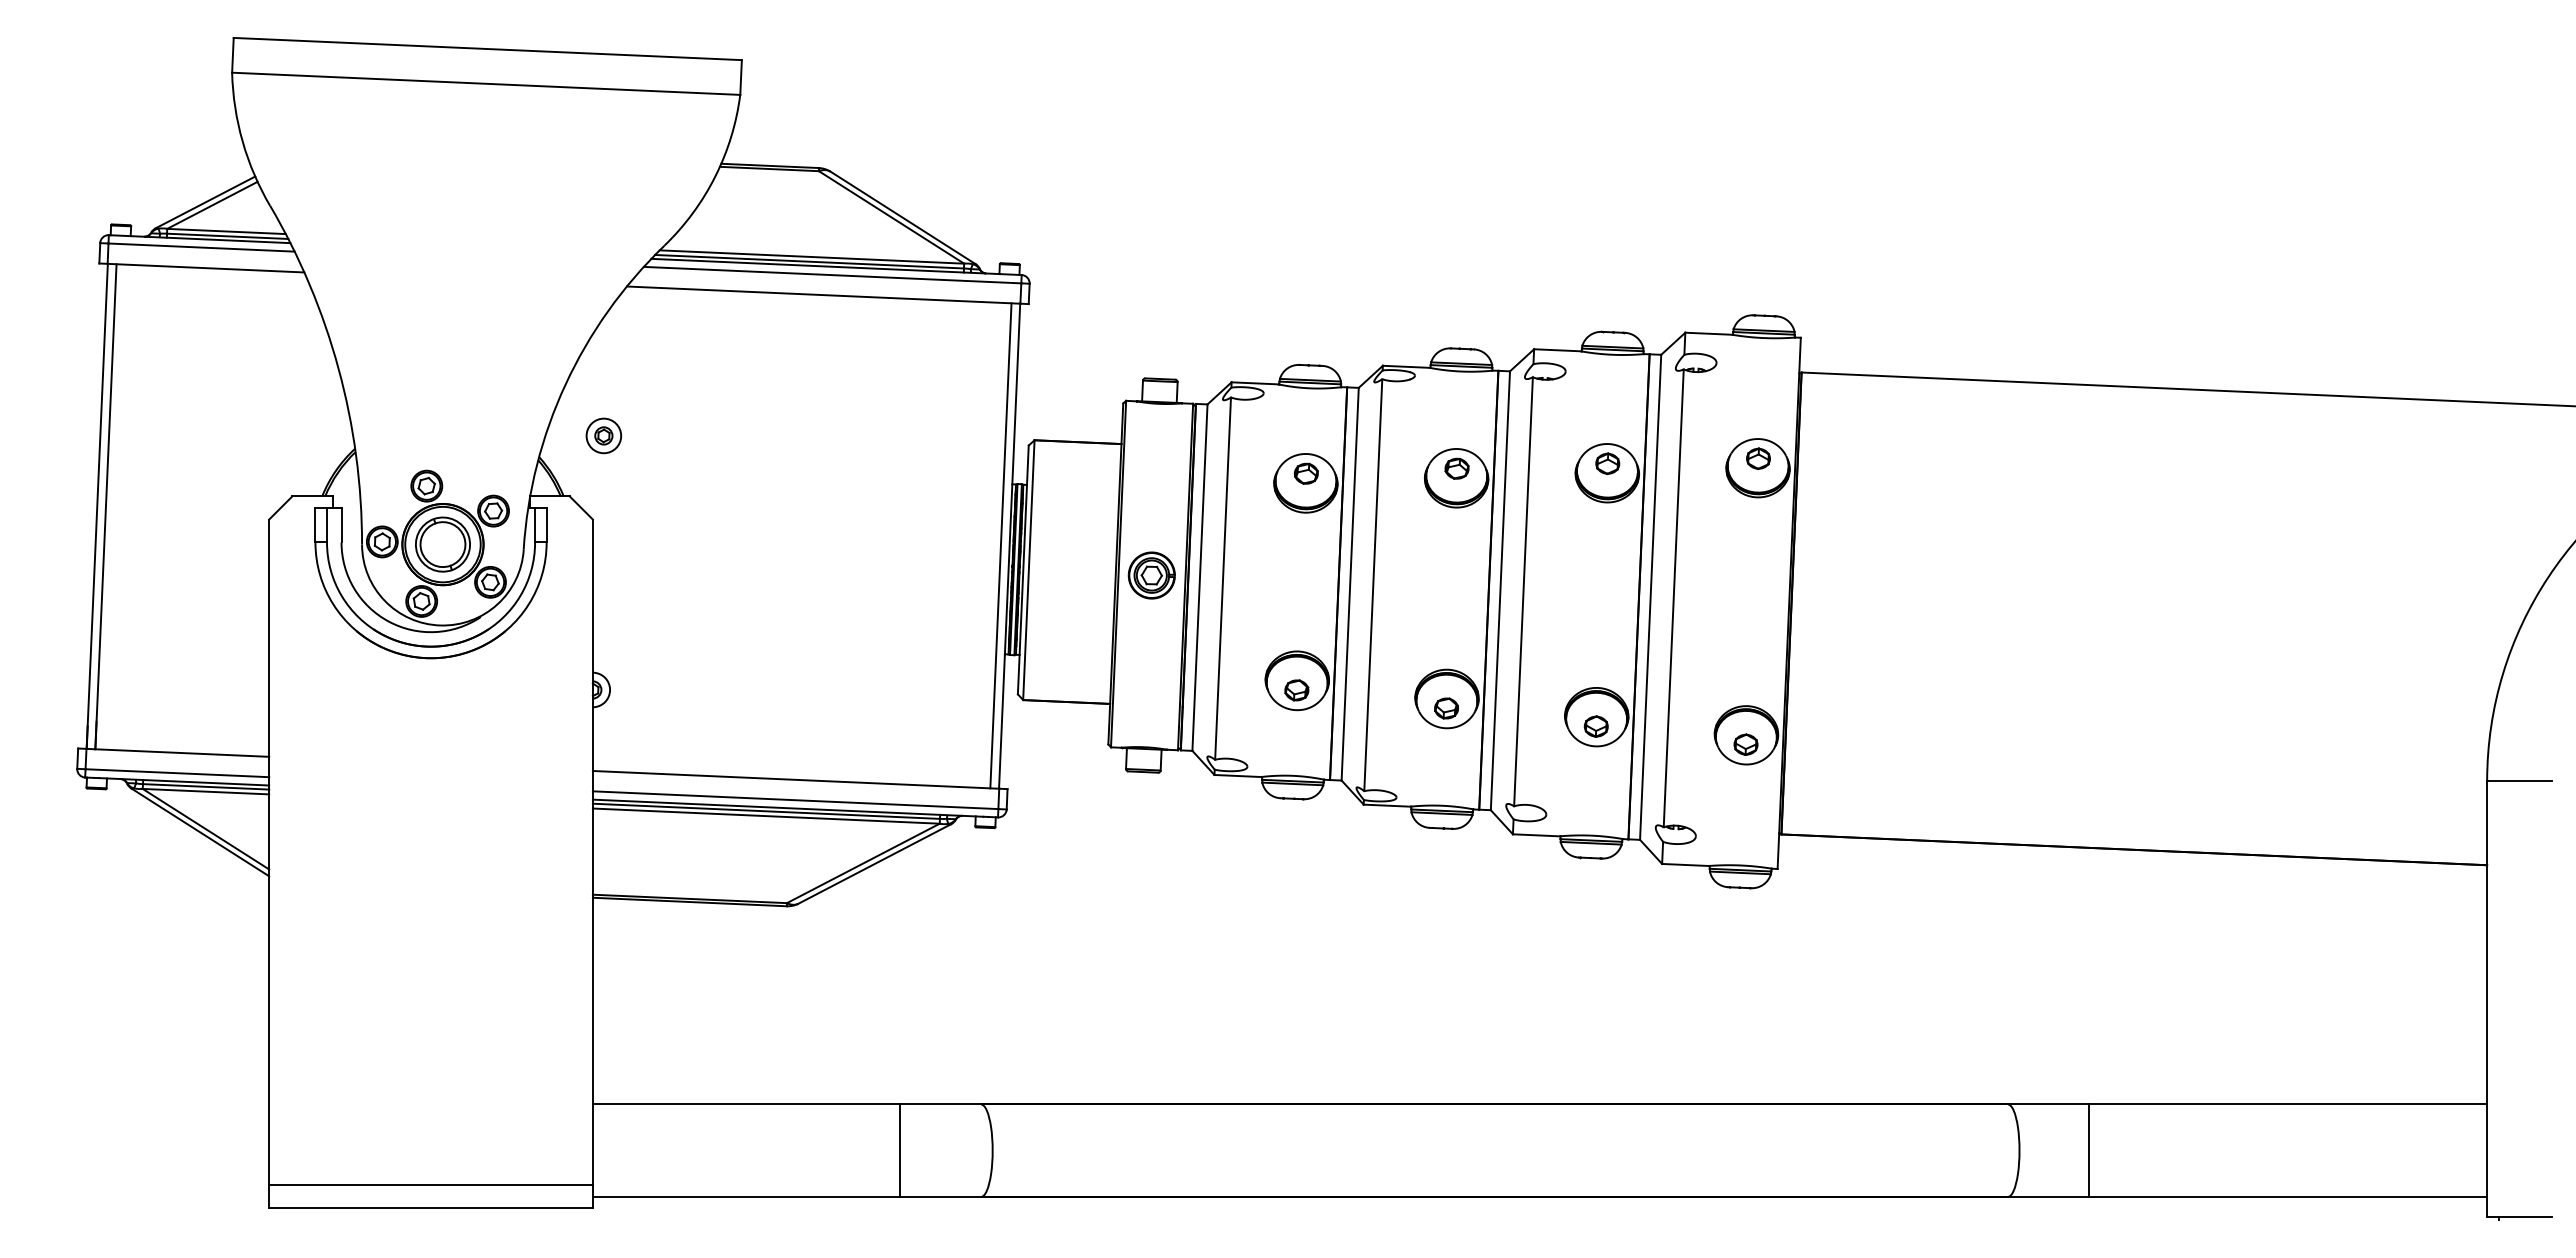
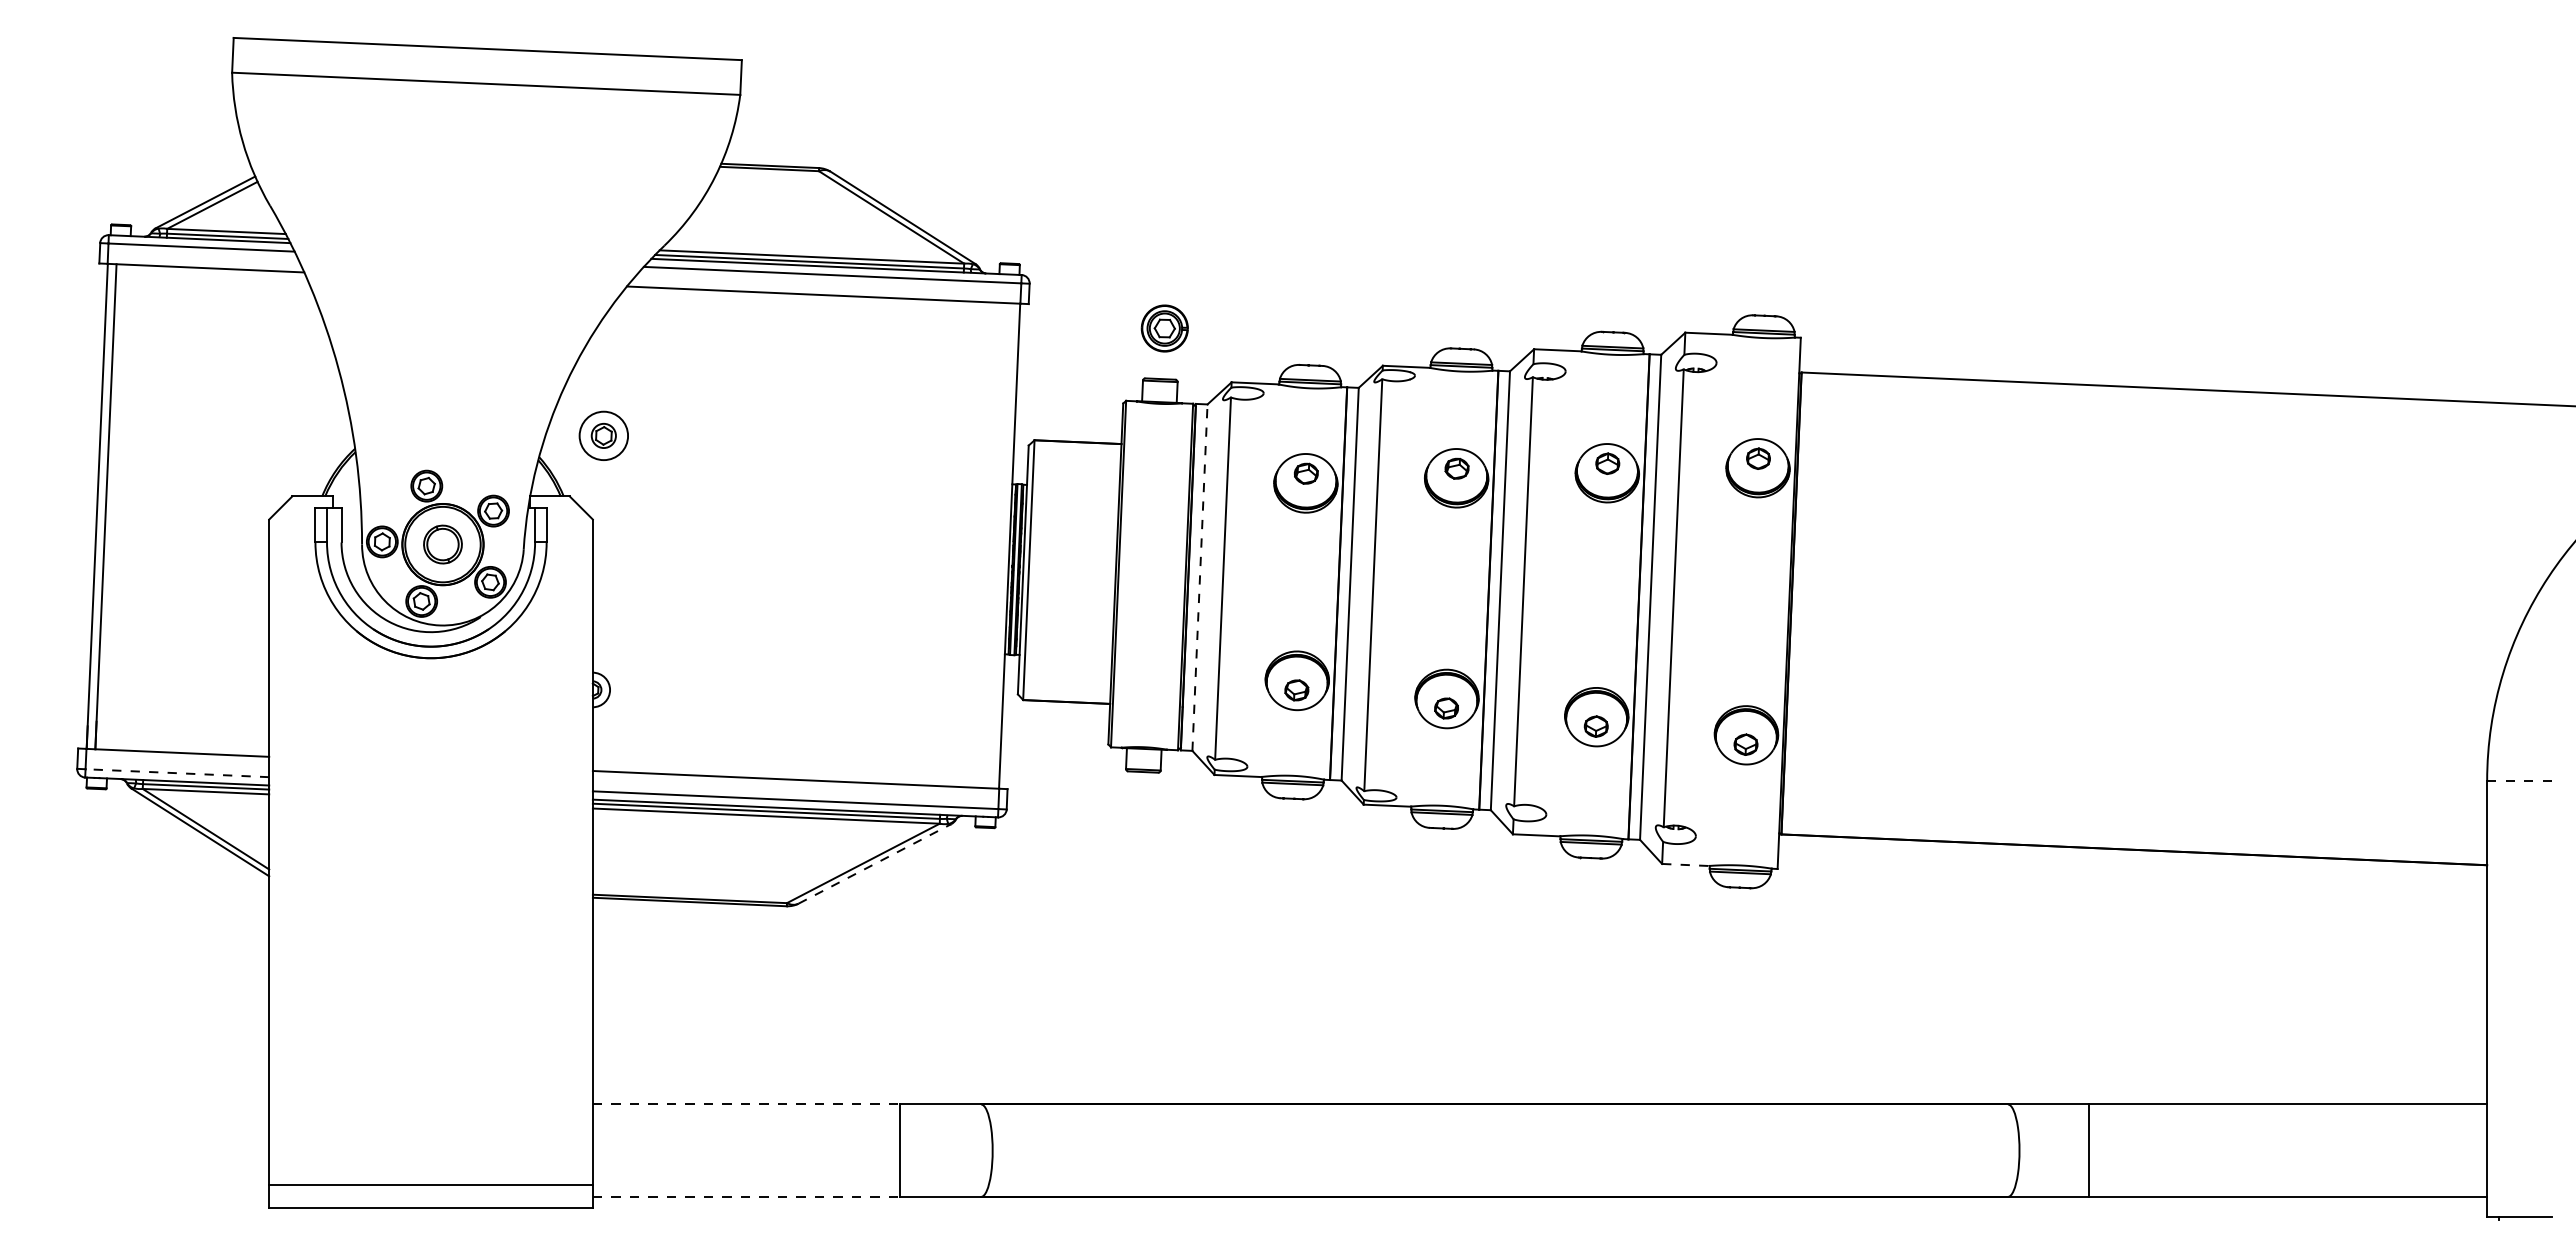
part size: 38x38 px -> 51x51 px (603, 435)
part size: 56x57 px -> 40x41 px (442, 544)
line: present -> none (1000, 545)
part position: (1151, 575) -> (1164, 328) (1164, 328)
line: solid -> dashed (1200, 577)
line: solid -> dashed (177, 773)
line: solid -> dashed (2519, 781)
line: solid -> dashed (875, 863)
line: solid -> dashed (1686, 865)
line: solid -> dashed (746, 1104)
line: solid -> dashed (746, 1196)
